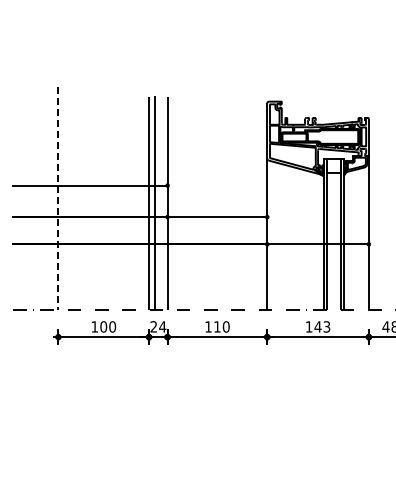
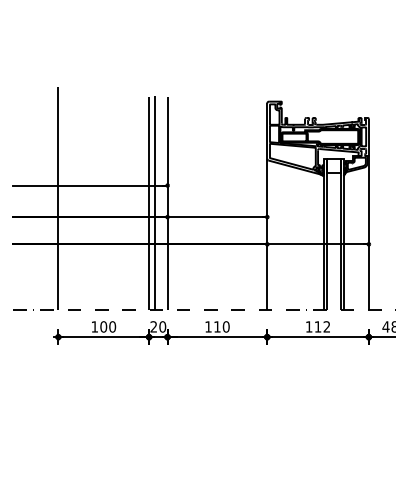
line: dashed -> solid (58, 199)
text: 24 -> 20 (162, 326)
text: 143 -> 112 (322, 326)
